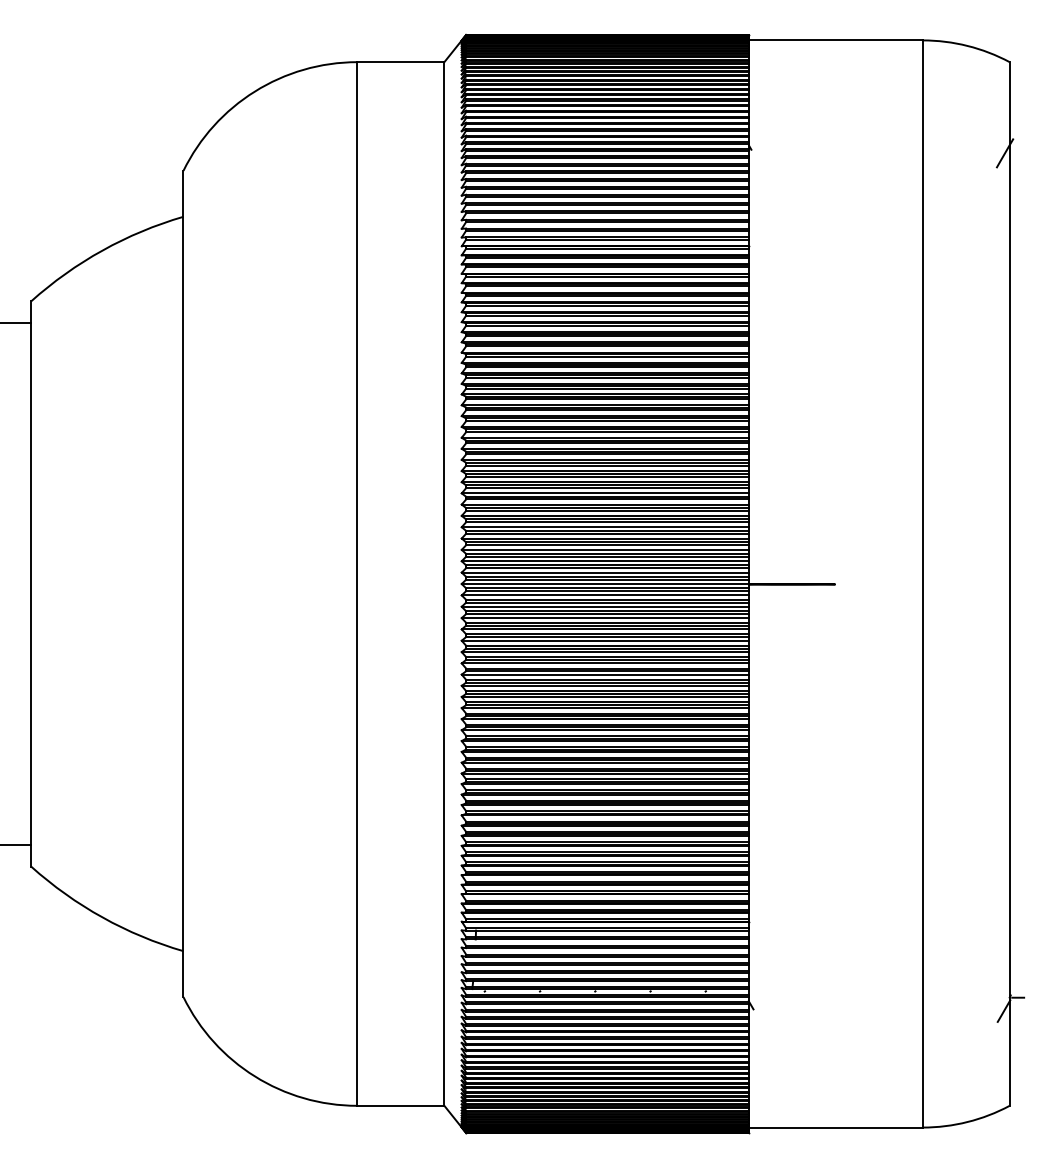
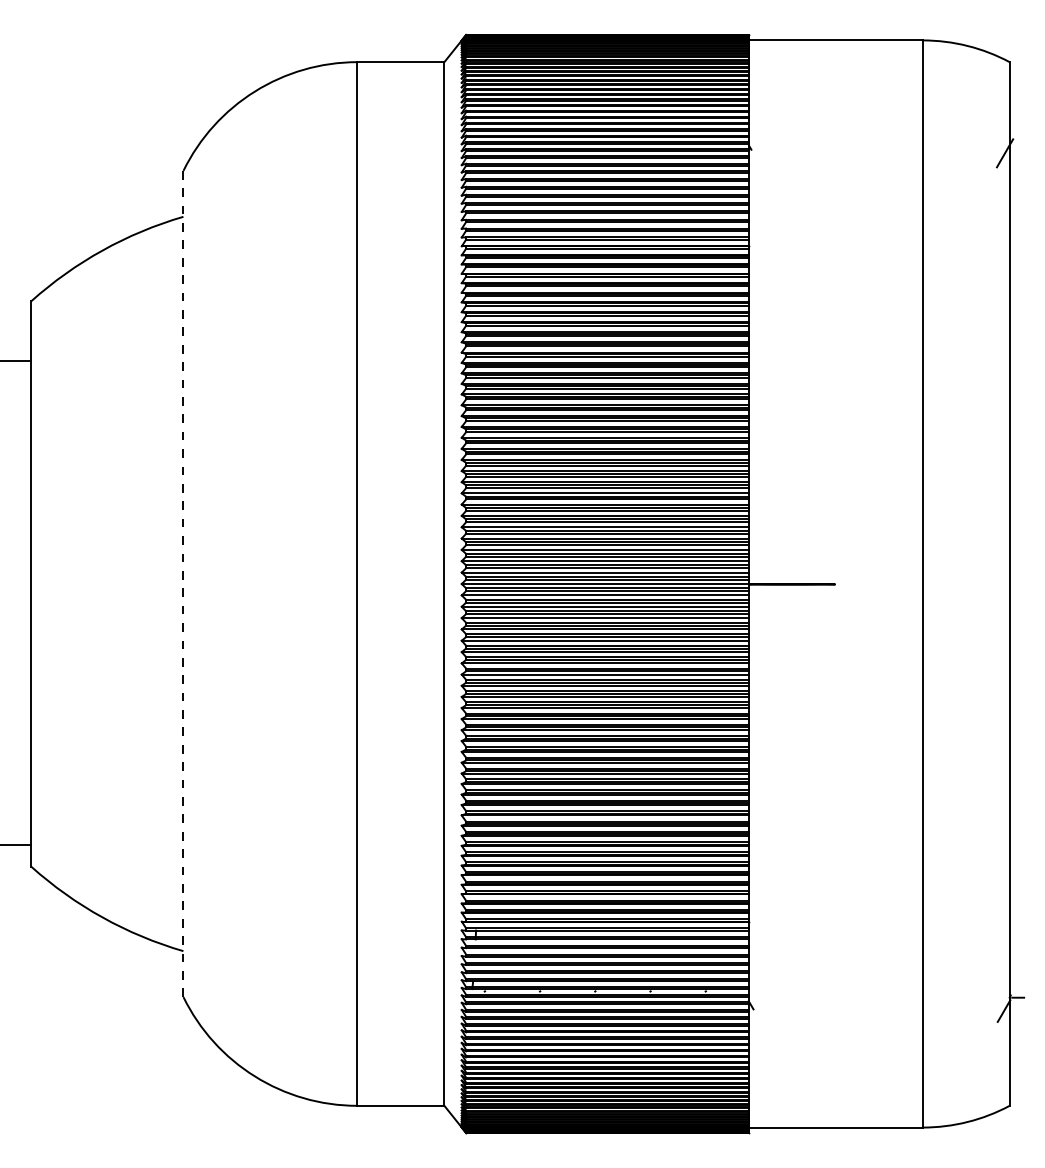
line position: (16, 323) -> (16, 361) (16, 361)
line: solid -> dashed (183, 583)
